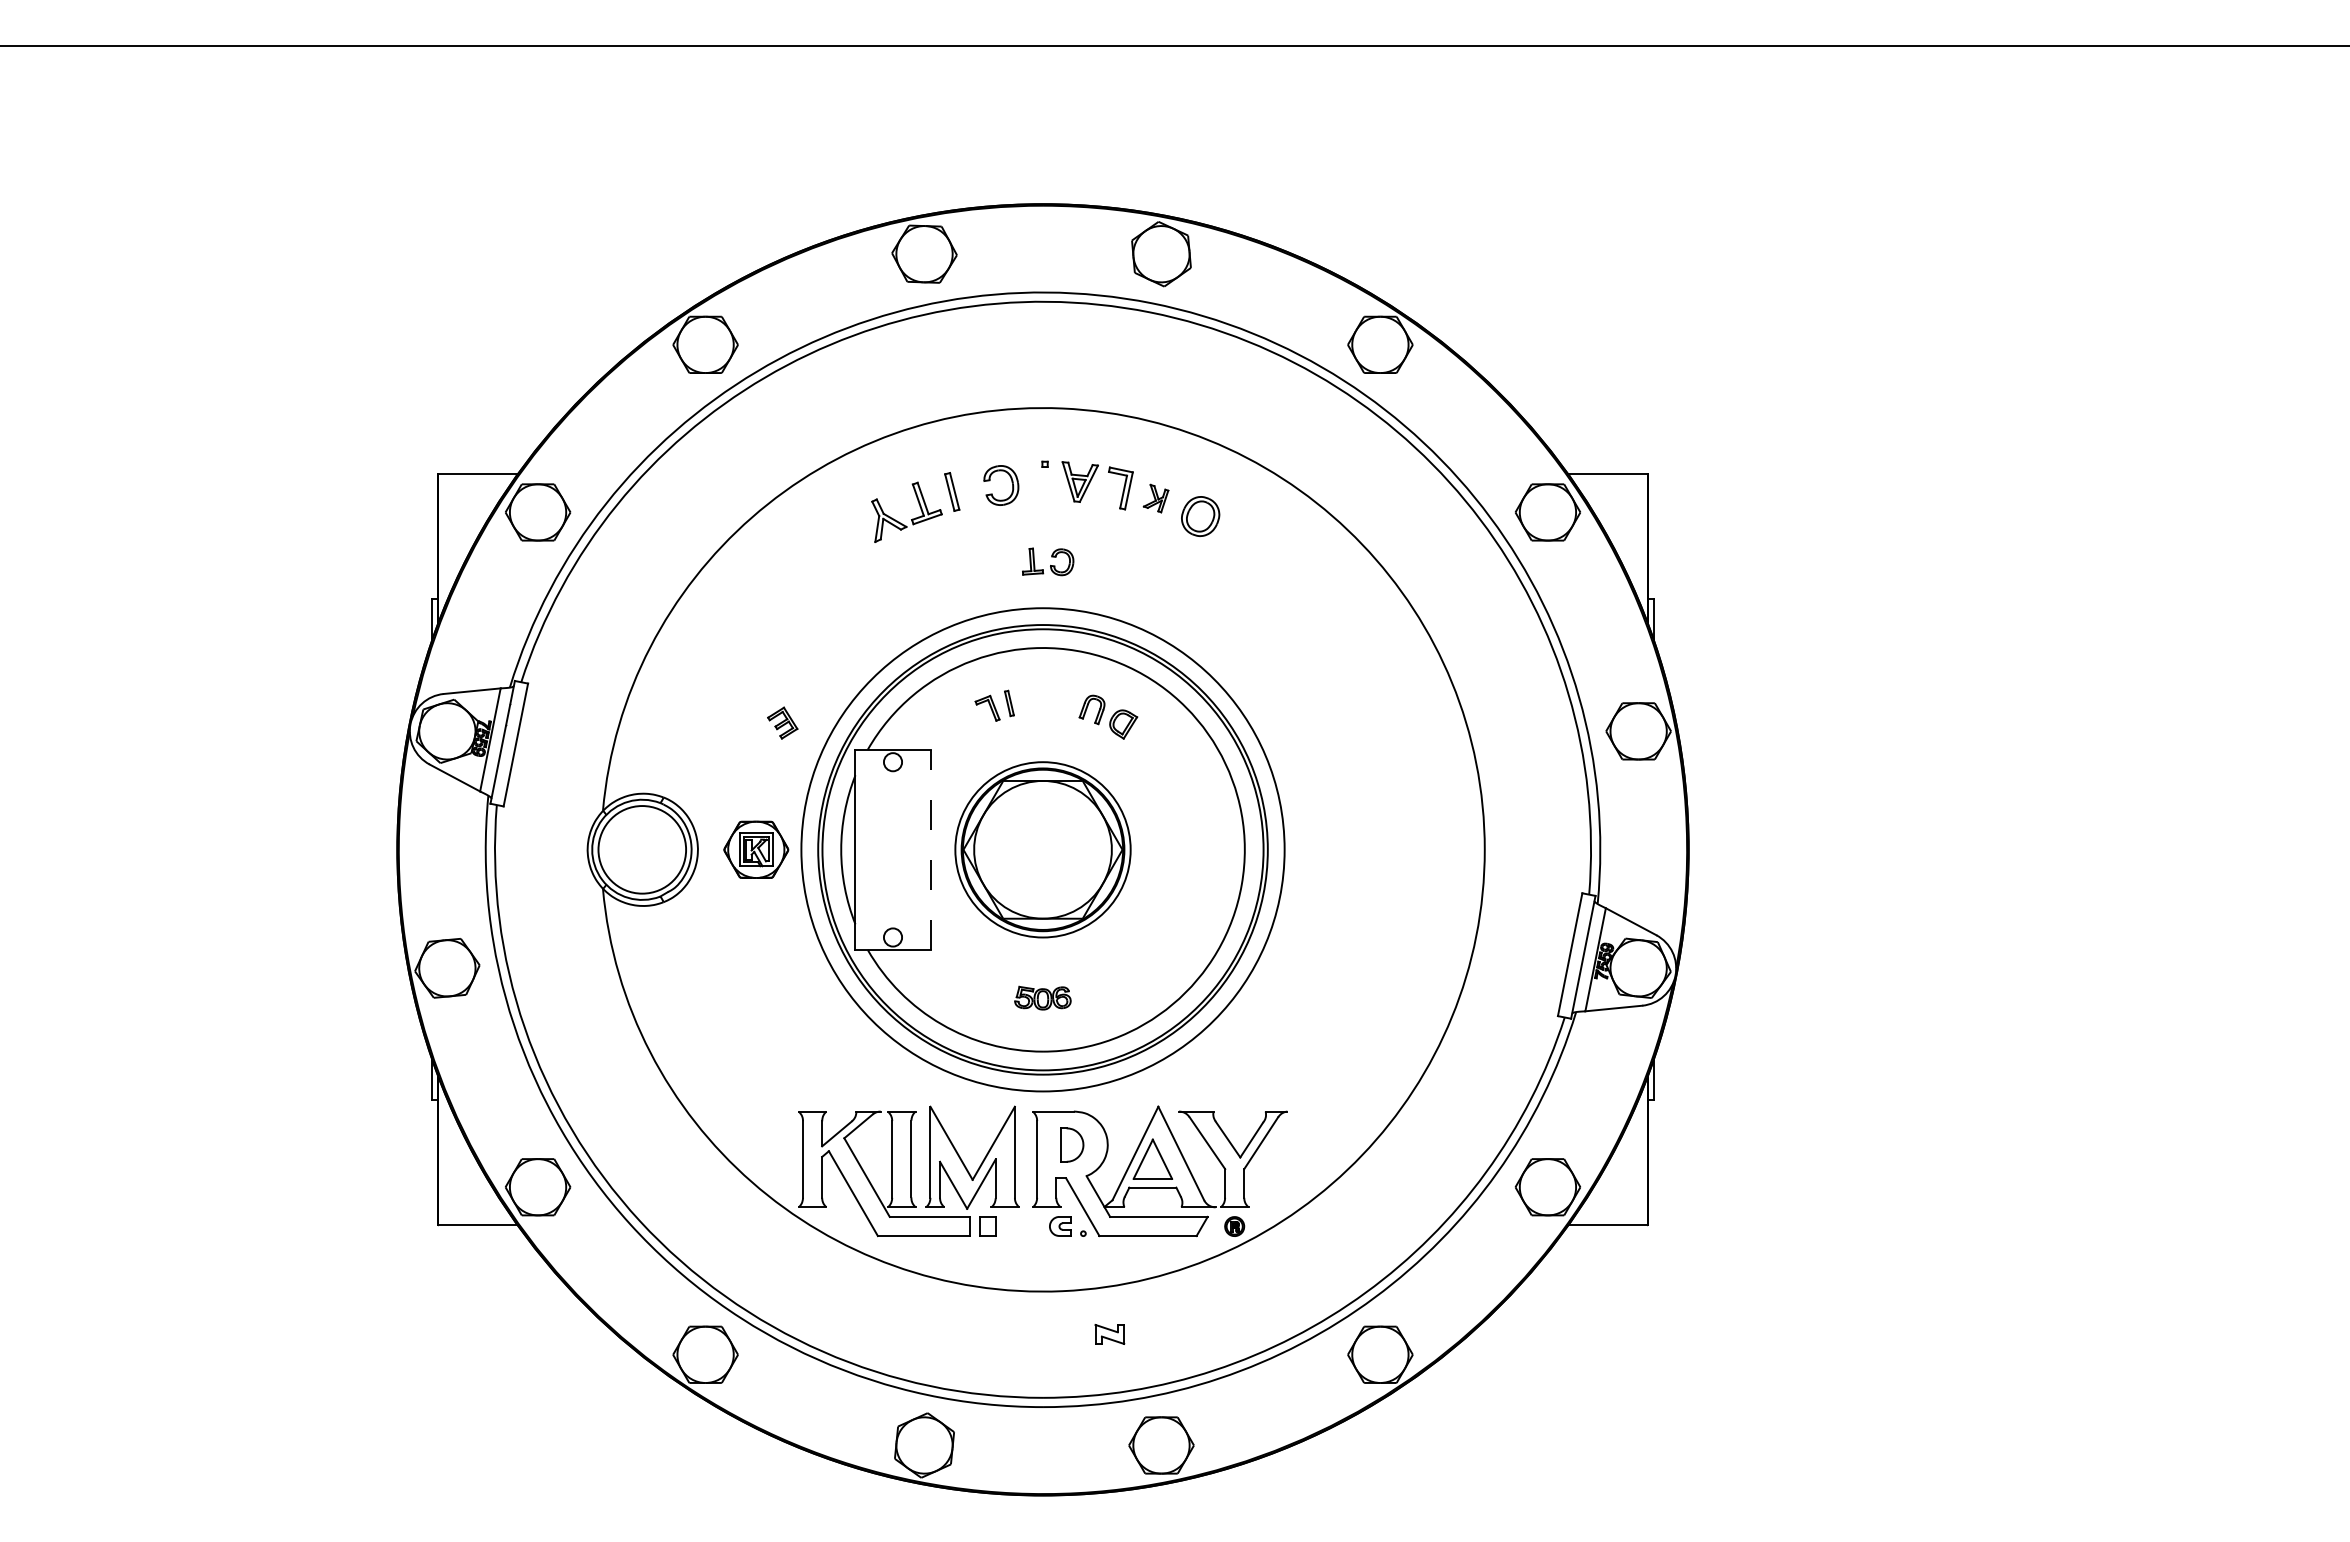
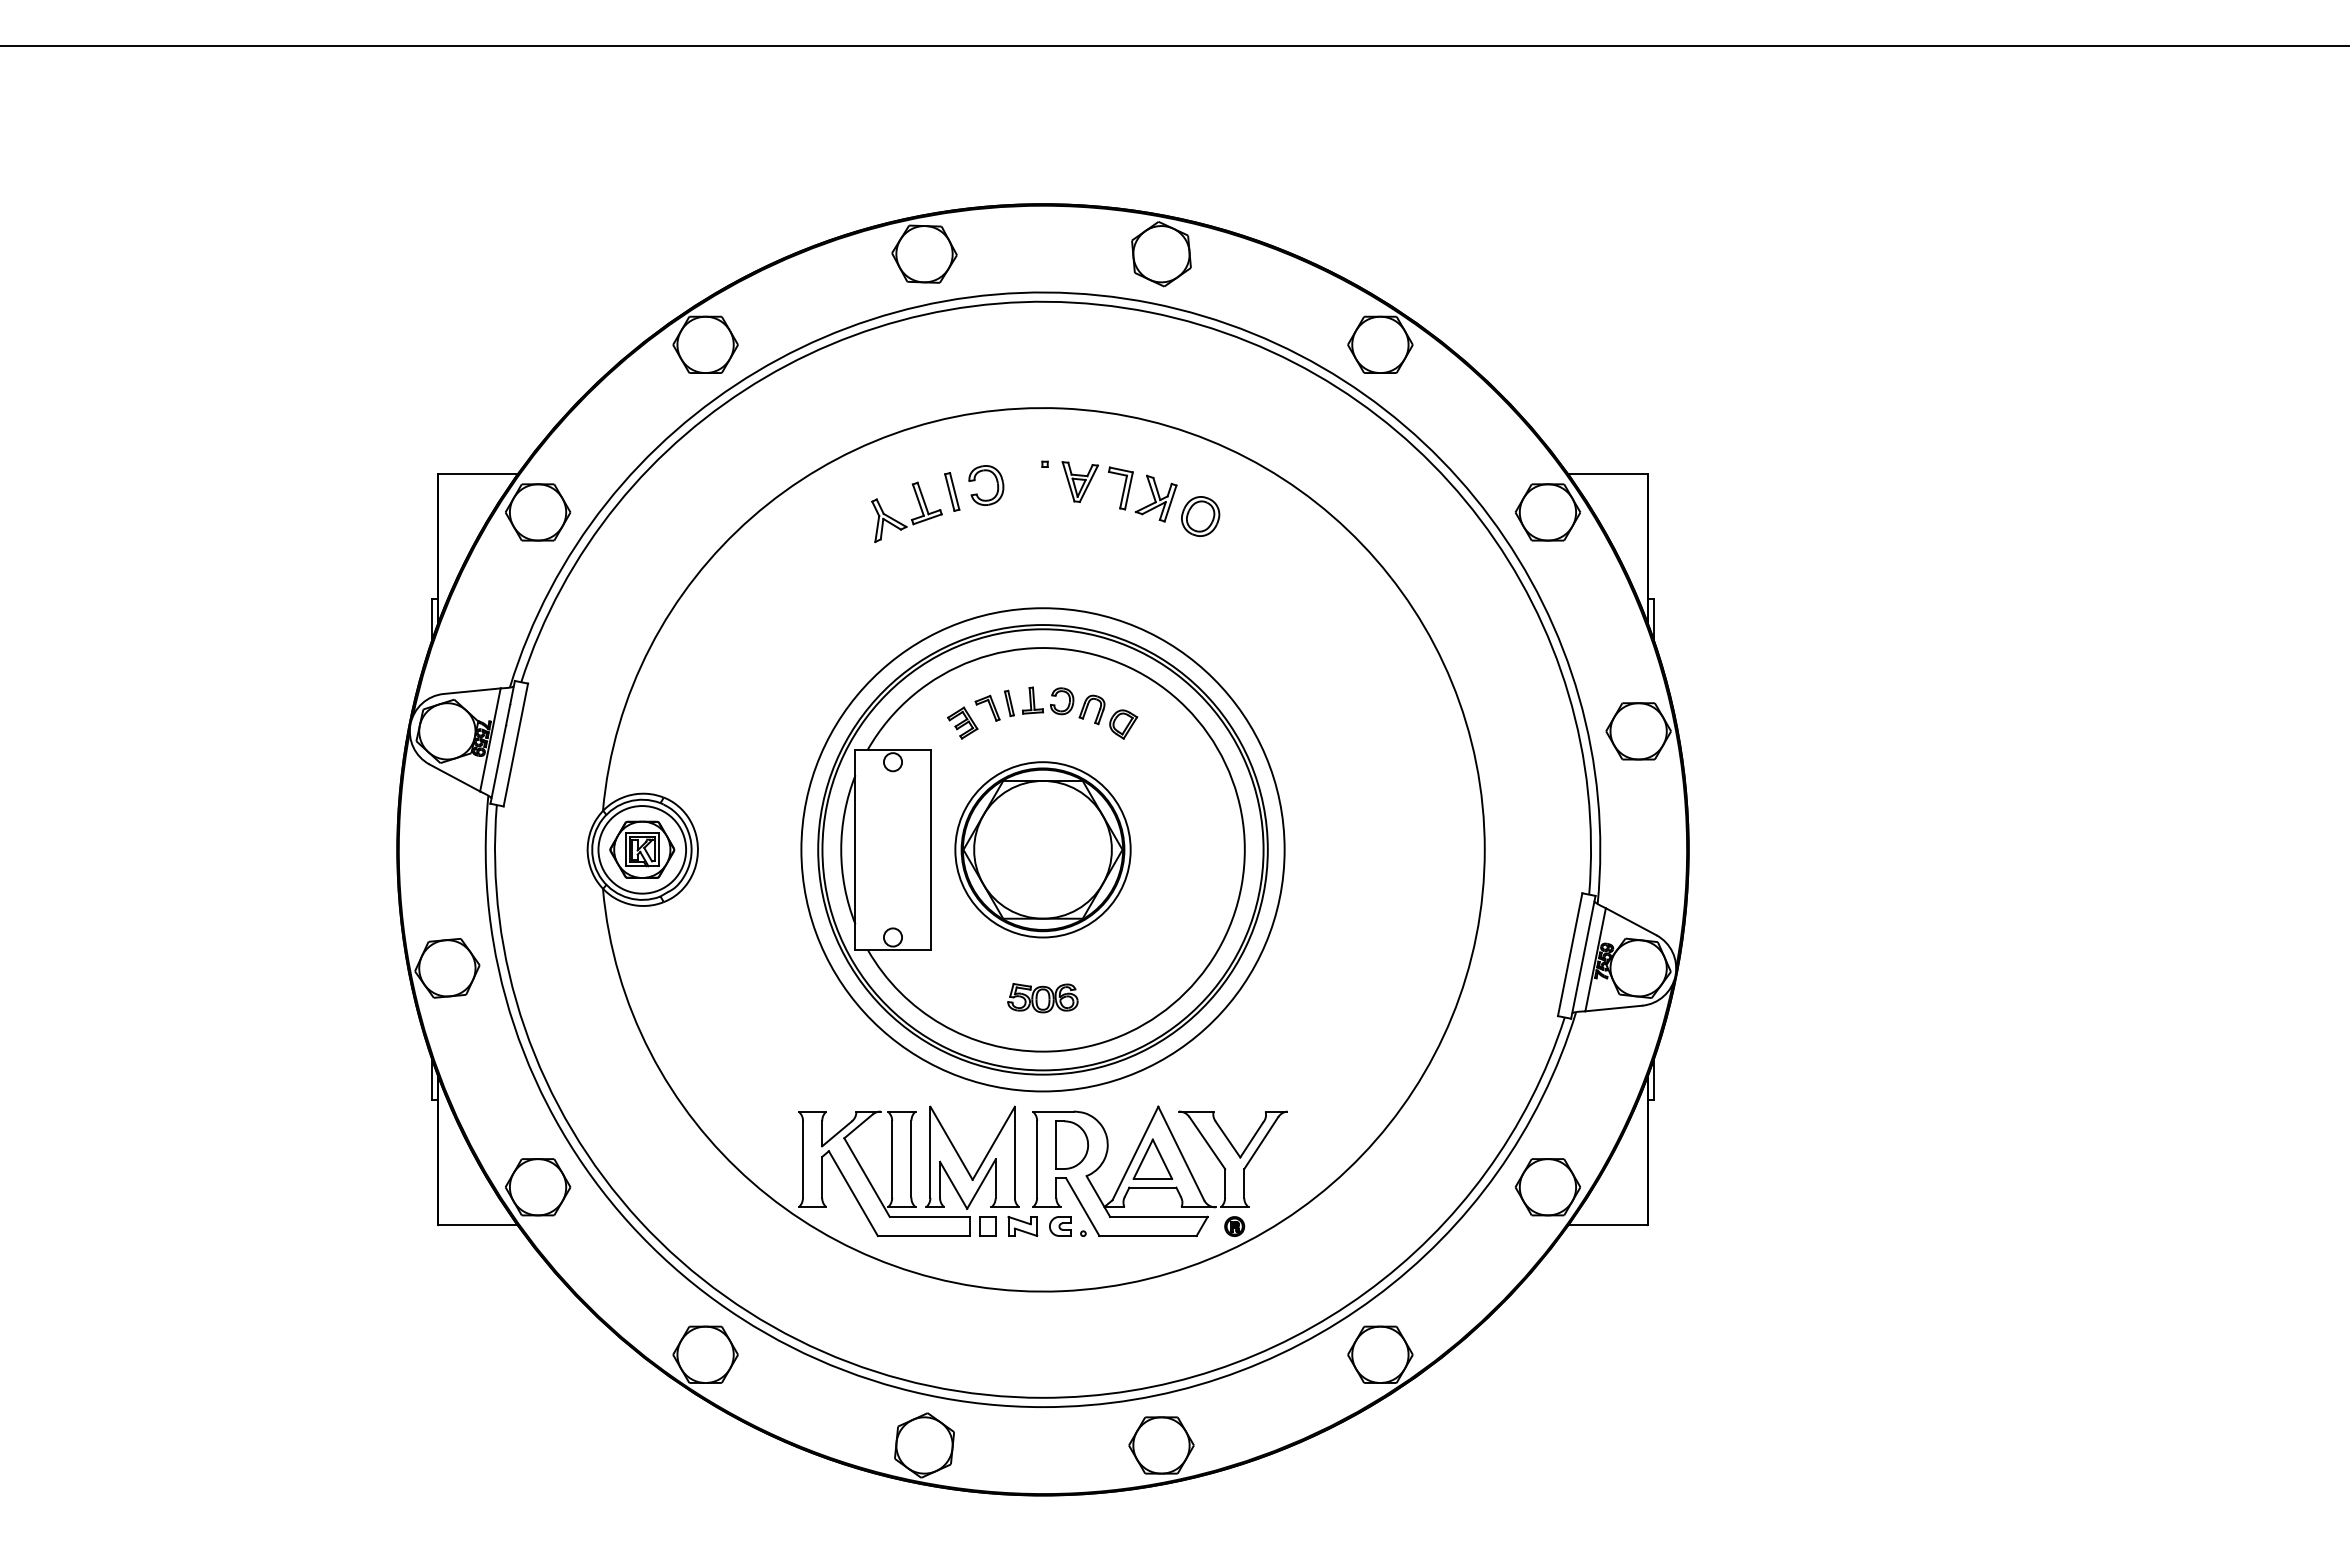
part position: (1011, 482) -> (996, 482) (996, 482)
part size: 28x31 px -> 44x49 px (1155, 498)
part position: (1048, 561) -> (1048, 700) (1048, 700)
part position: (782, 722) -> (962, 722) (962, 722)
part position: (756, 849) -> (642, 849) (642, 849)
line: dashed -> solid (930, 849)
part size: 58x26 px -> 72x31 px (1042, 998)
part size: 25x36 px -> 35x50 px (1072, 1144)
part position: (1109, 1334) -> (1022, 1226) (1022, 1226)
